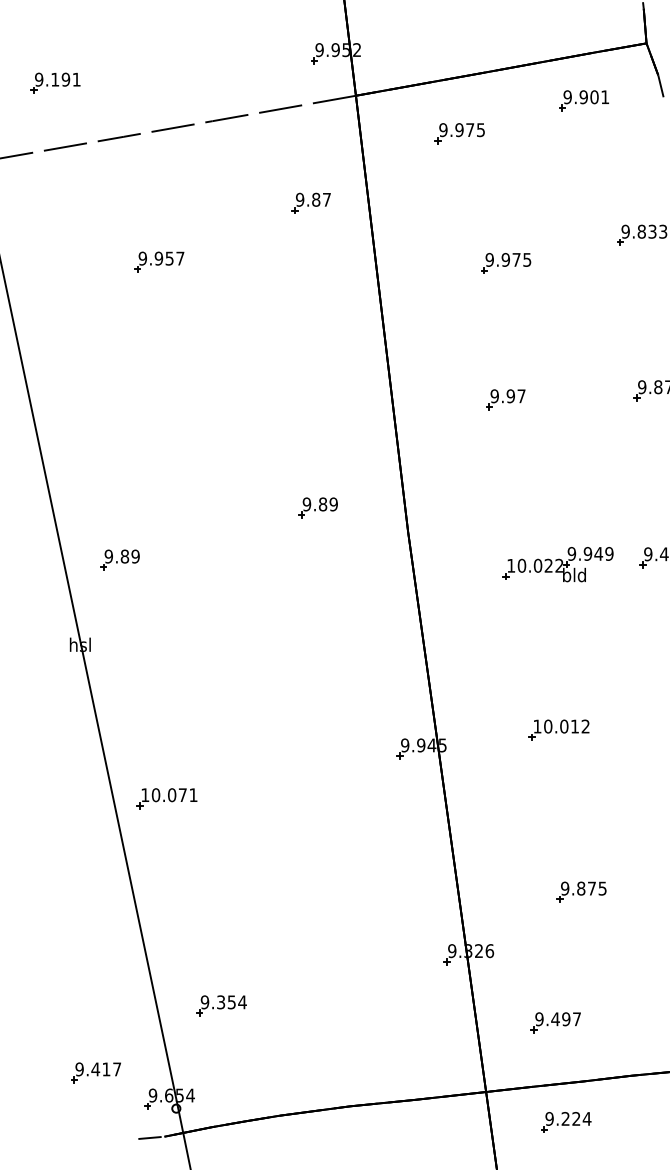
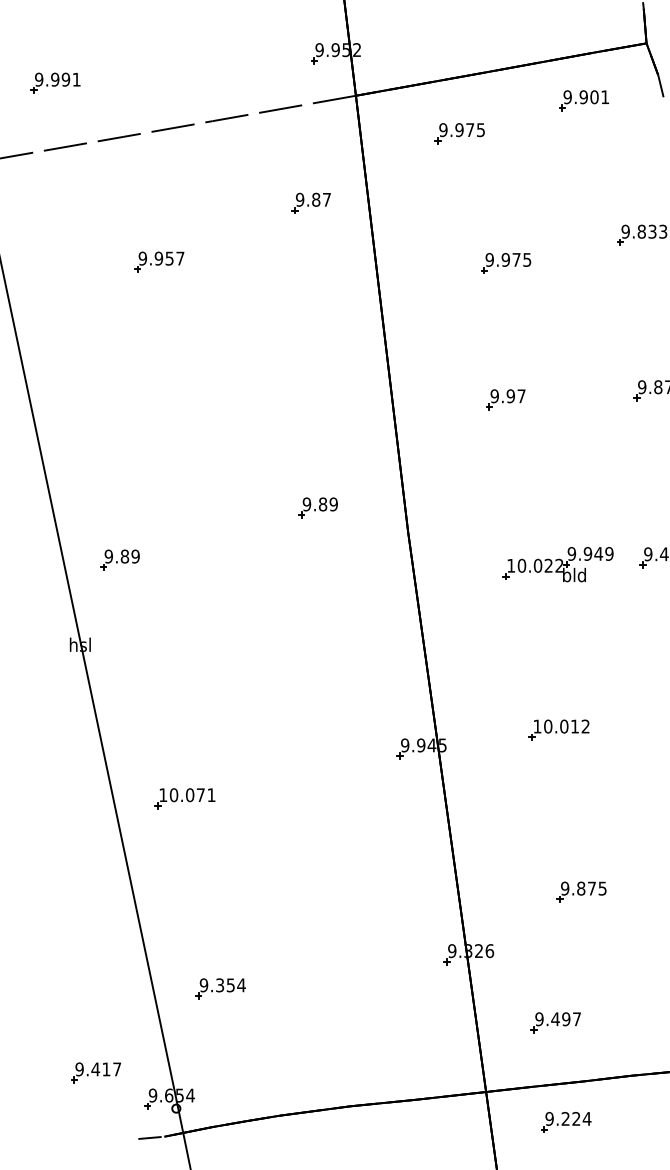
text: 9.191 -> 9.991 (55, 79)
part position: (166, 798) -> (184, 798) (184, 798)
part position: (221, 1005) -> (220, 988) (220, 988)
